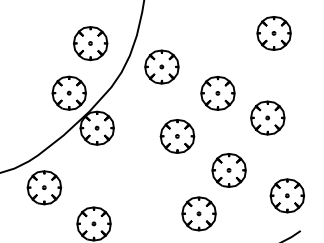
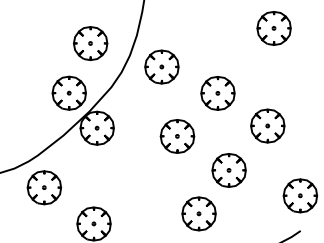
part position: (273, 33) -> (273, 28) (273, 28)
part position: (267, 117) -> (267, 125) (267, 125)
part position: (287, 195) -> (300, 195) (300, 195)
